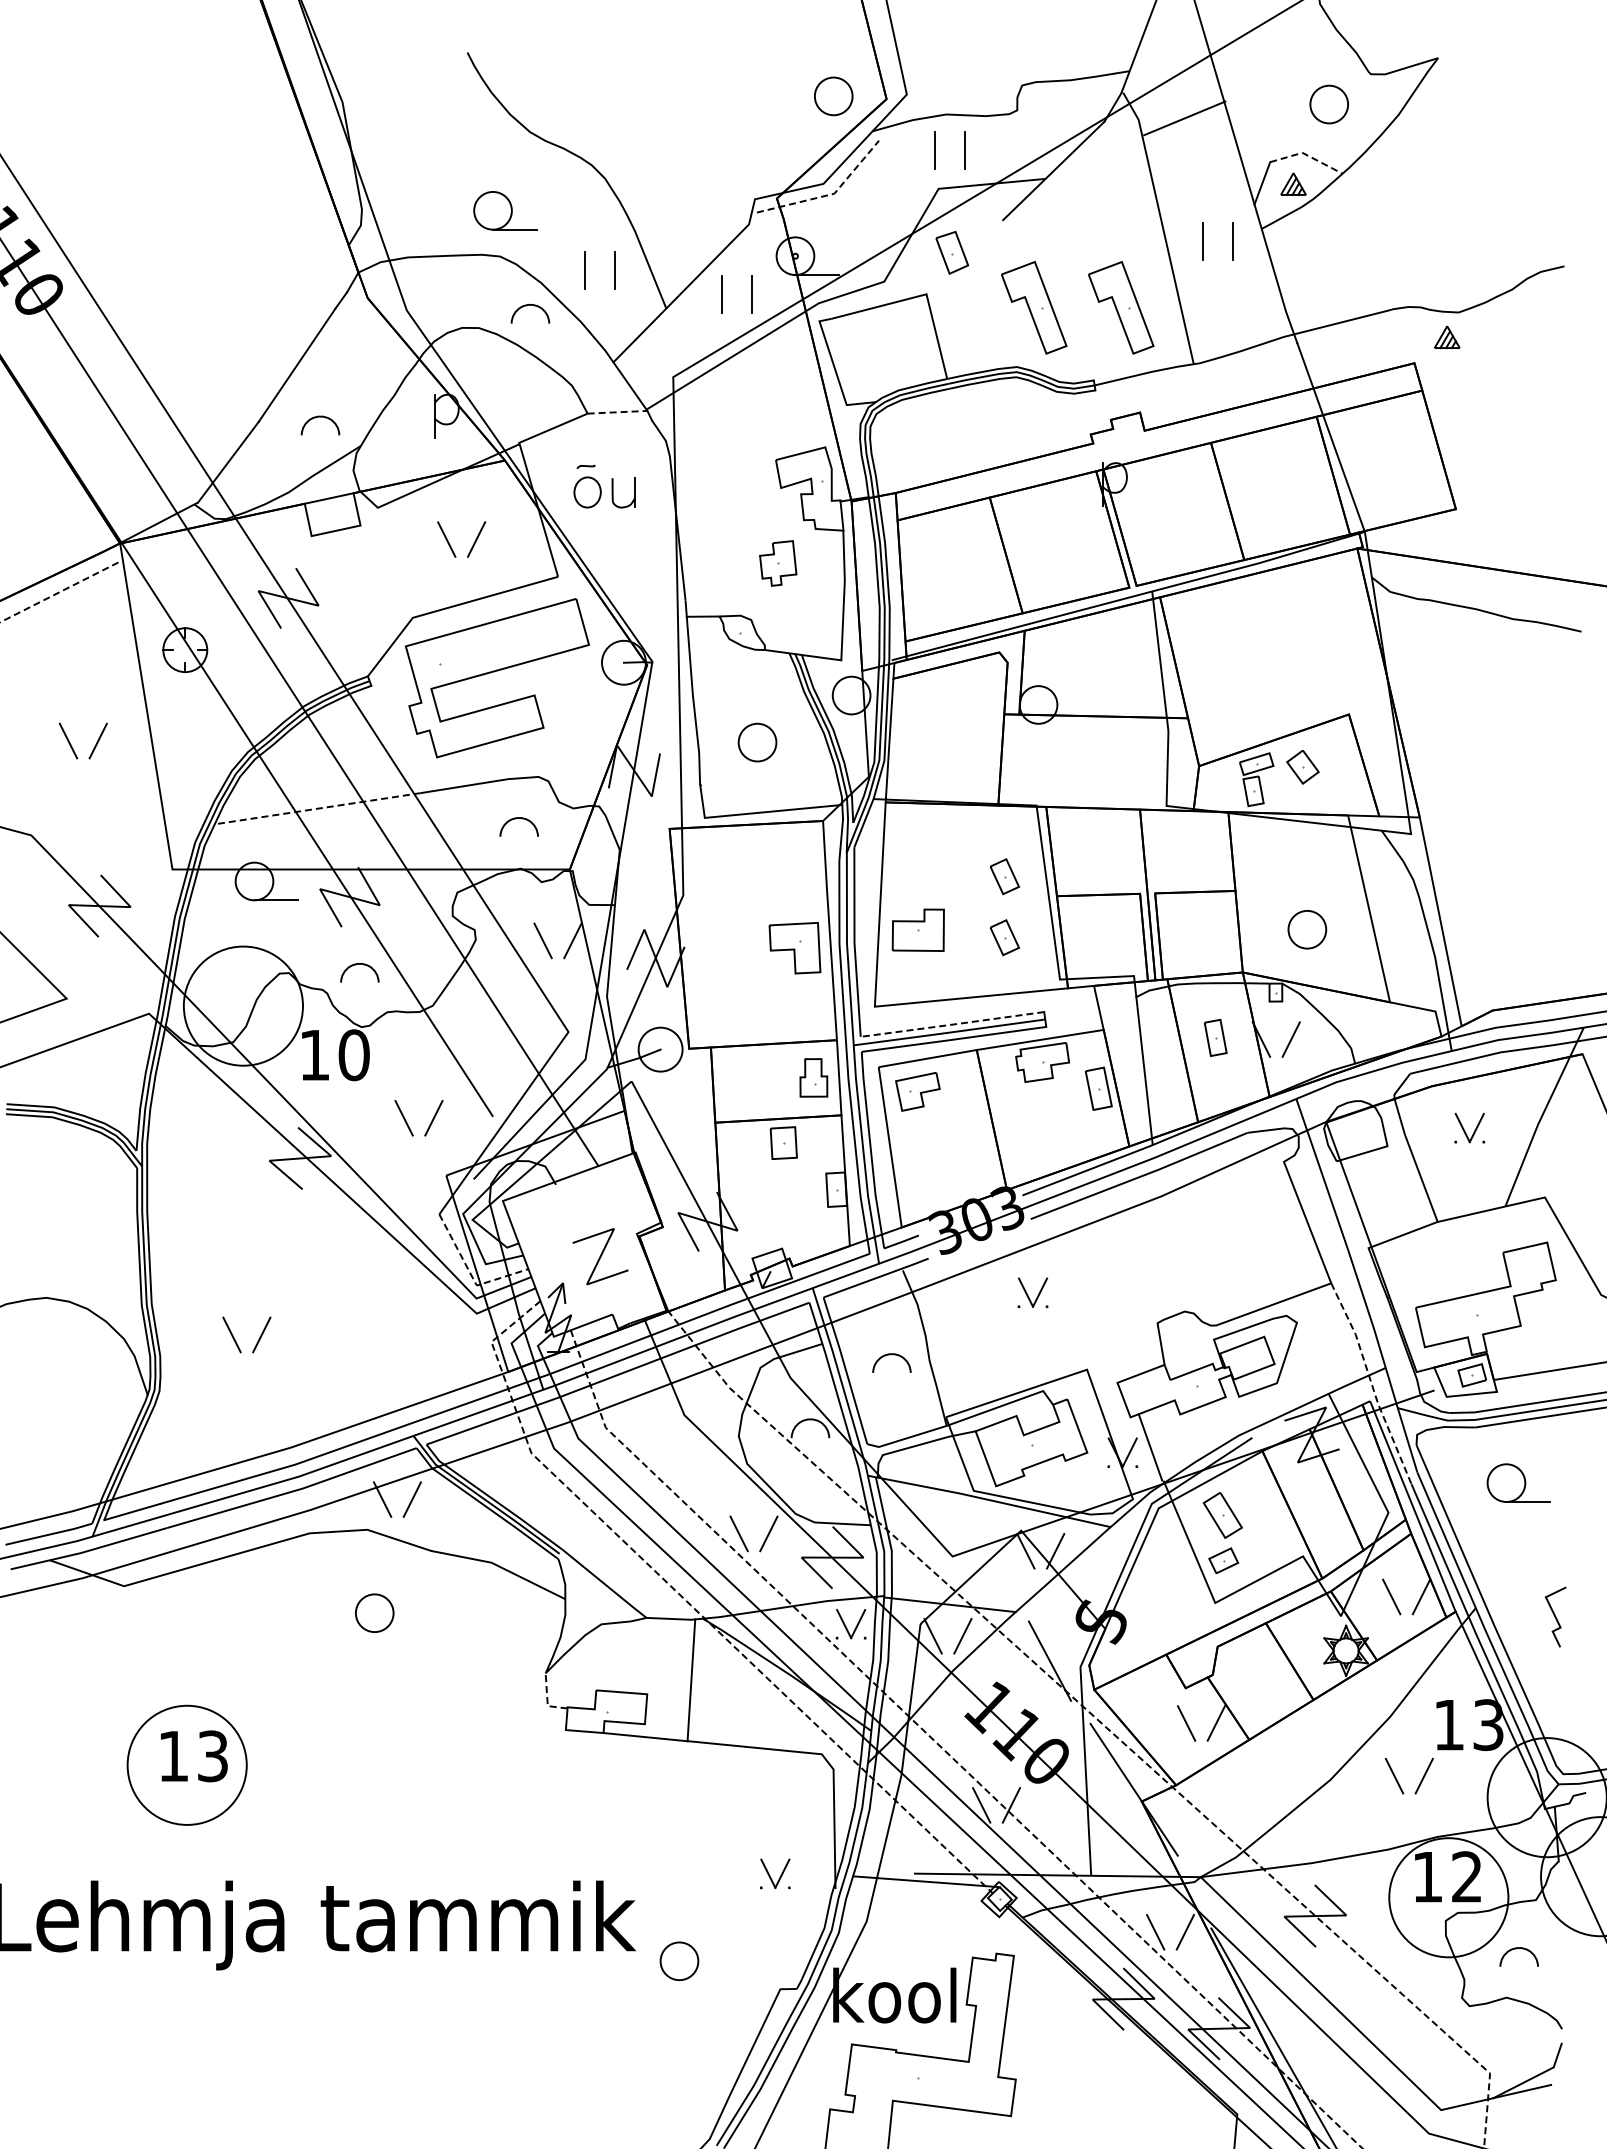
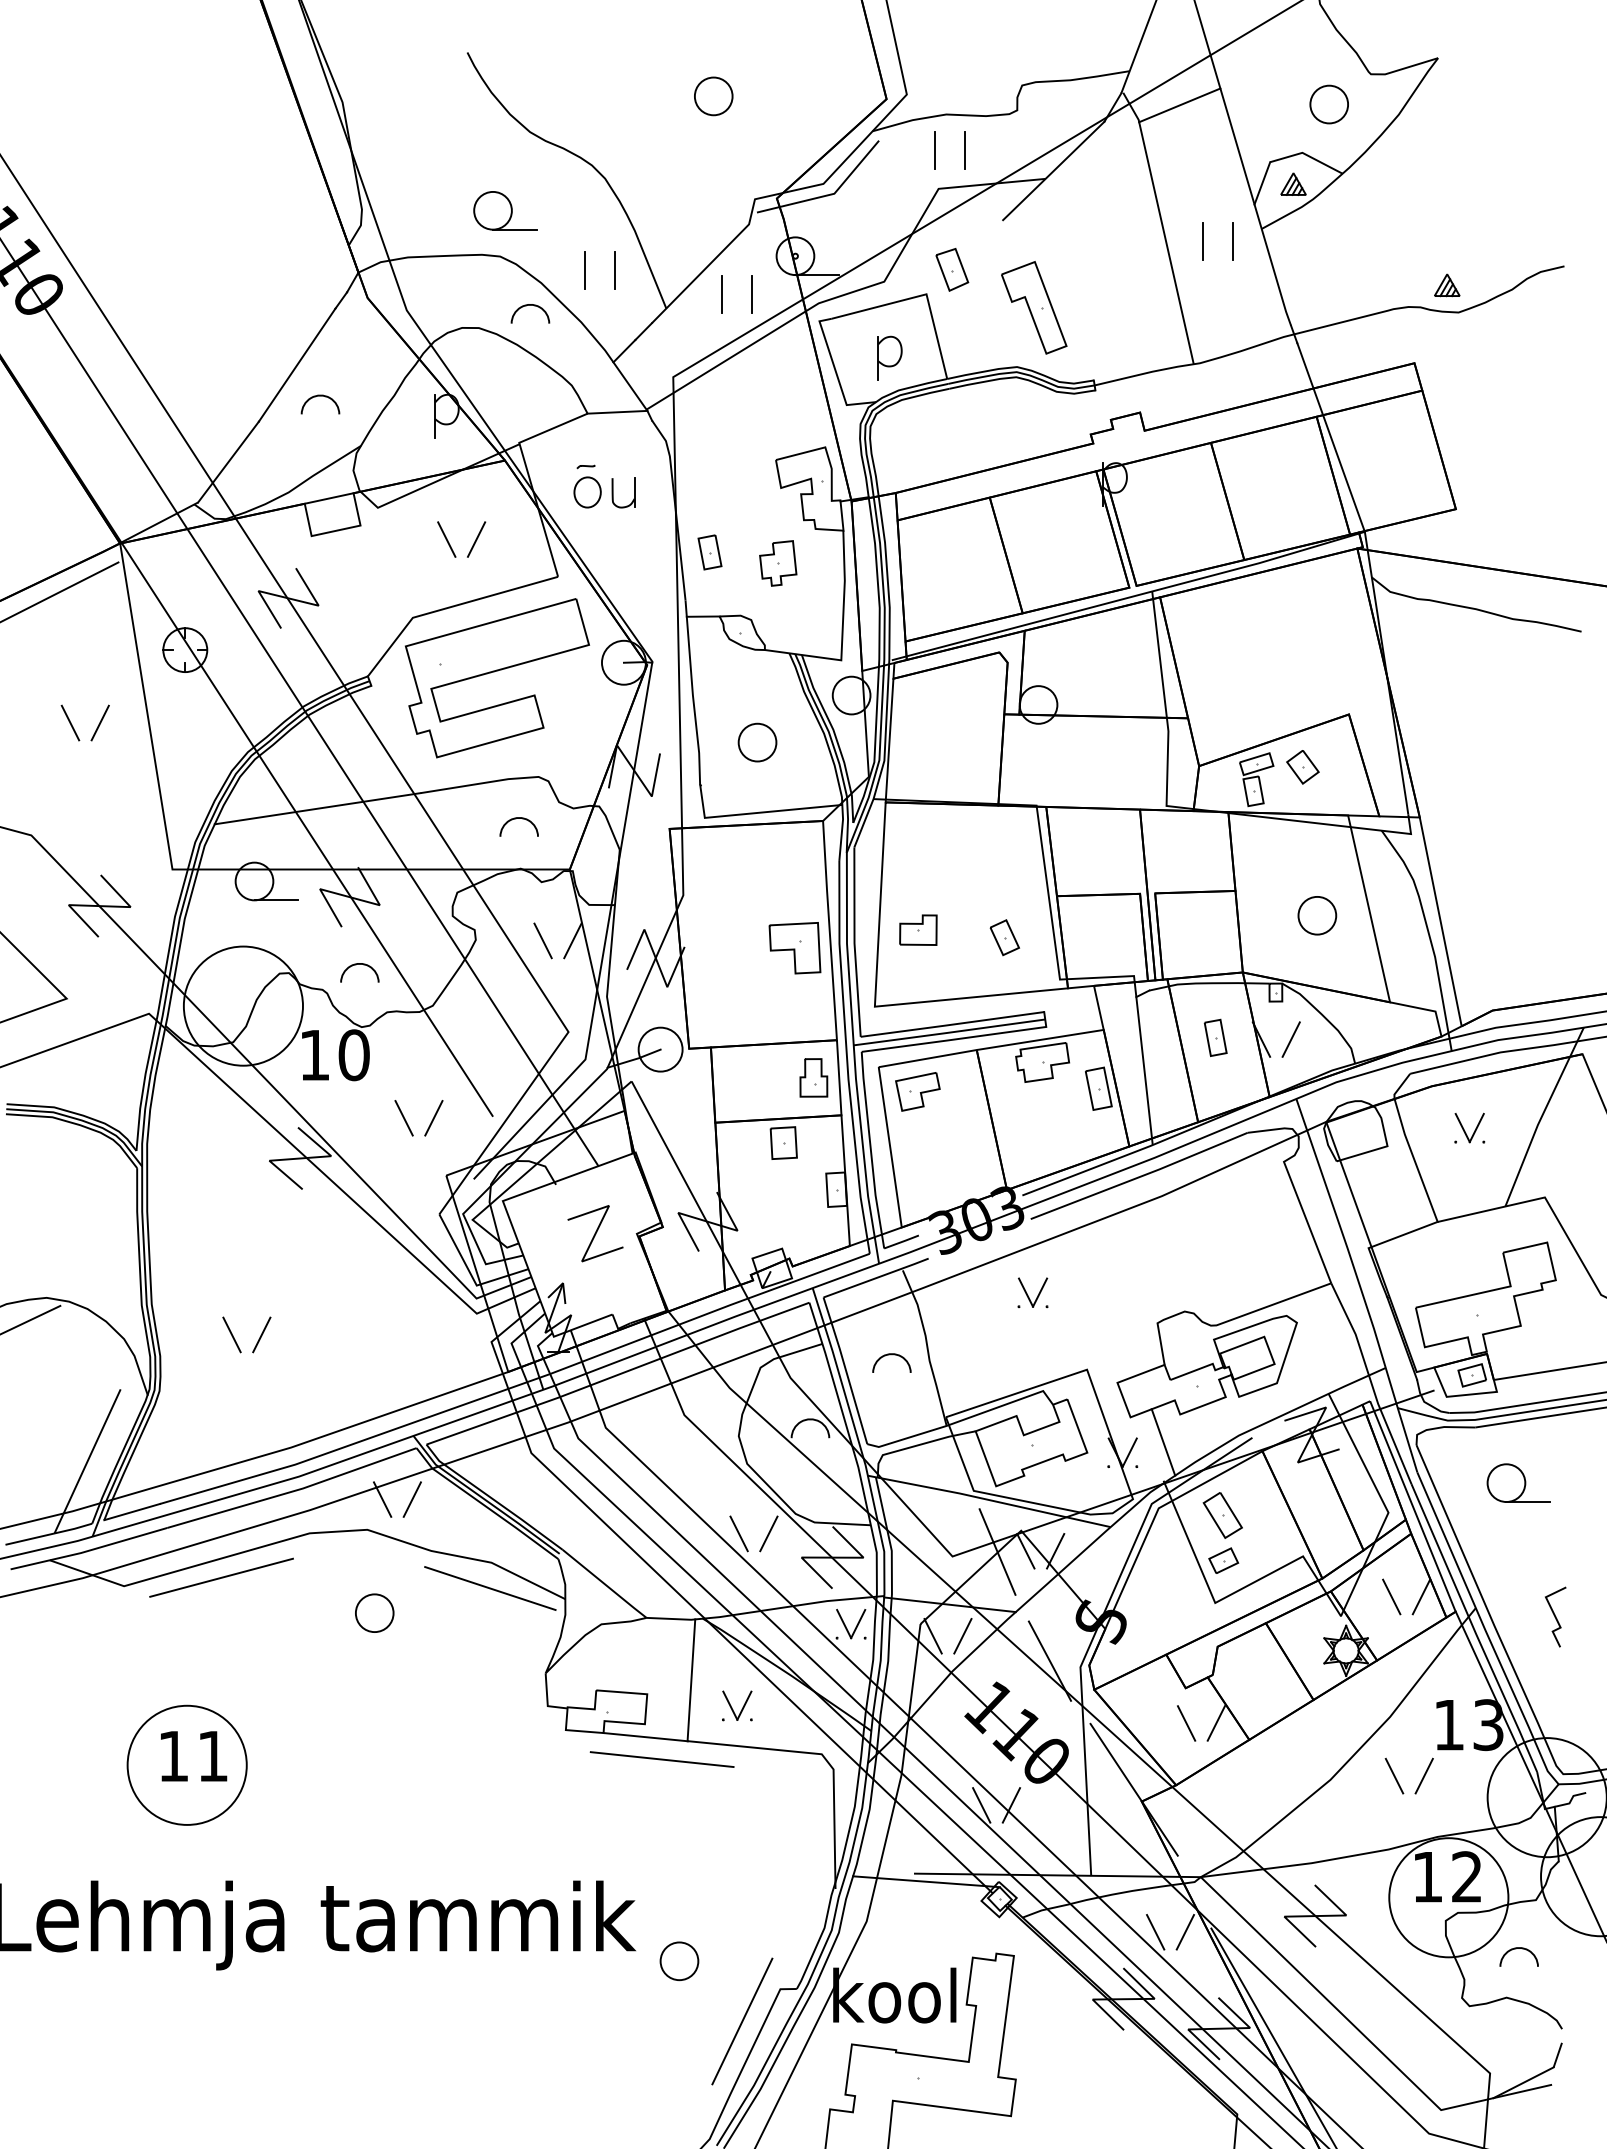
part position: (833, 96) -> (713, 96) (713, 96)
line position: (1184, 118) -> (1179, 105) (1179, 105)
line: dashed -> solid (1307, 155)
line: dashed -> solid (830, 194)
part position: (952, 252) -> (952, 269) (952, 269)
part: present -> none (1121, 307)
part position: (1447, 337) -> (1447, 285) (1447, 285)
part: none -> present (889, 357)
line: dashed -> solid (617, 412)
part position: (320, 417) -> (320, 396) (320, 396)
part: none -> present (709, 552)
line: dashed -> solid (59, 592)
part position: (72, 746) -> (74, 728) (74, 728)
line: dashed -> solid (317, 808)
part: present -> none (1004, 876)
part size: 54x44 px -> 39x32 px (918, 929)
part position: (1307, 929) -> (1317, 915) (1317, 915)
line: dashed -> solid (951, 1024)
part position: (600, 1256) -> (595, 1233) (595, 1233)
line: dashed -> solid (471, 1275)
line: none -> present (31, 1319)
line: dashed -> solid (1371, 1383)
line position: (1150, 1447) -> (1163, 1442) (1163, 1442)
line: none -> present (87, 1461)
line: none -> present (997, 1551)
line: none -> present (221, 1577)
line: none -> present (490, 1588)
line: dashed -> solid (695, 1609)
line: dashed -> solid (547, 1700)
line: dashed -> solid (1101, 1722)
line: dashed -> solid (946, 1751)
text: 13 -> 11 (212, 1756)
line: none -> present (661, 1759)
part position: (775, 1873) -> (737, 1705) (737, 1705)
line: none -> present (742, 2021)
